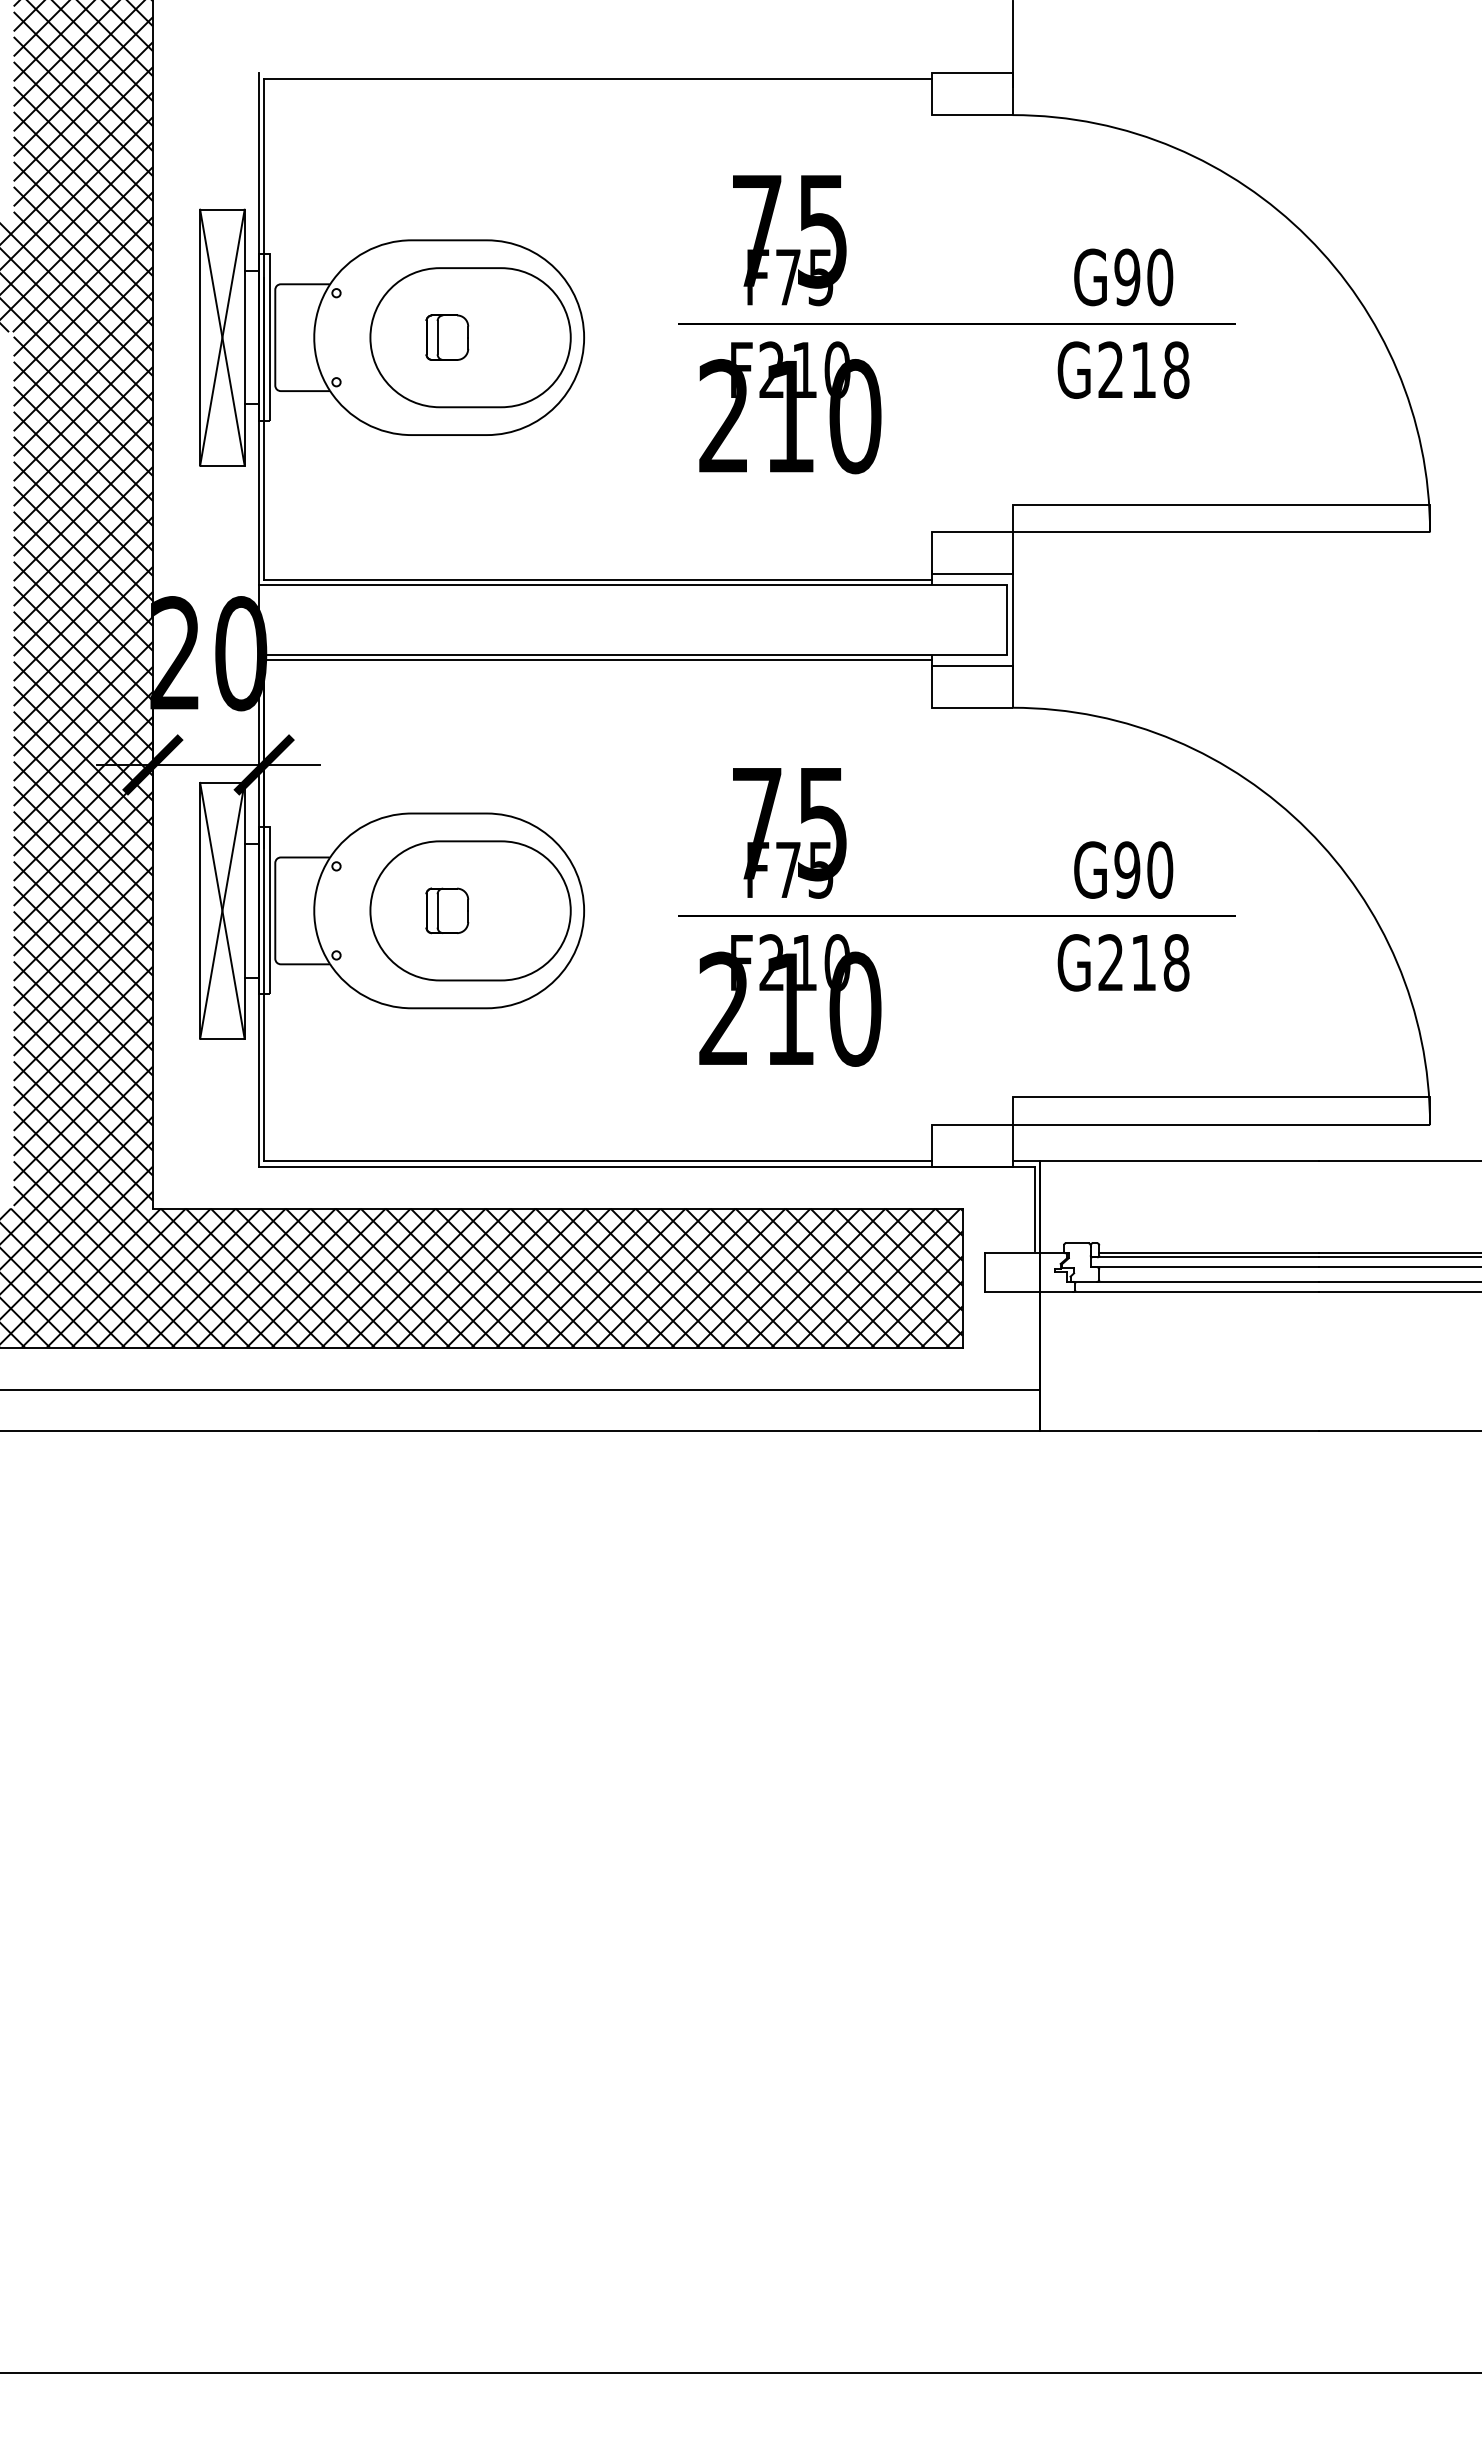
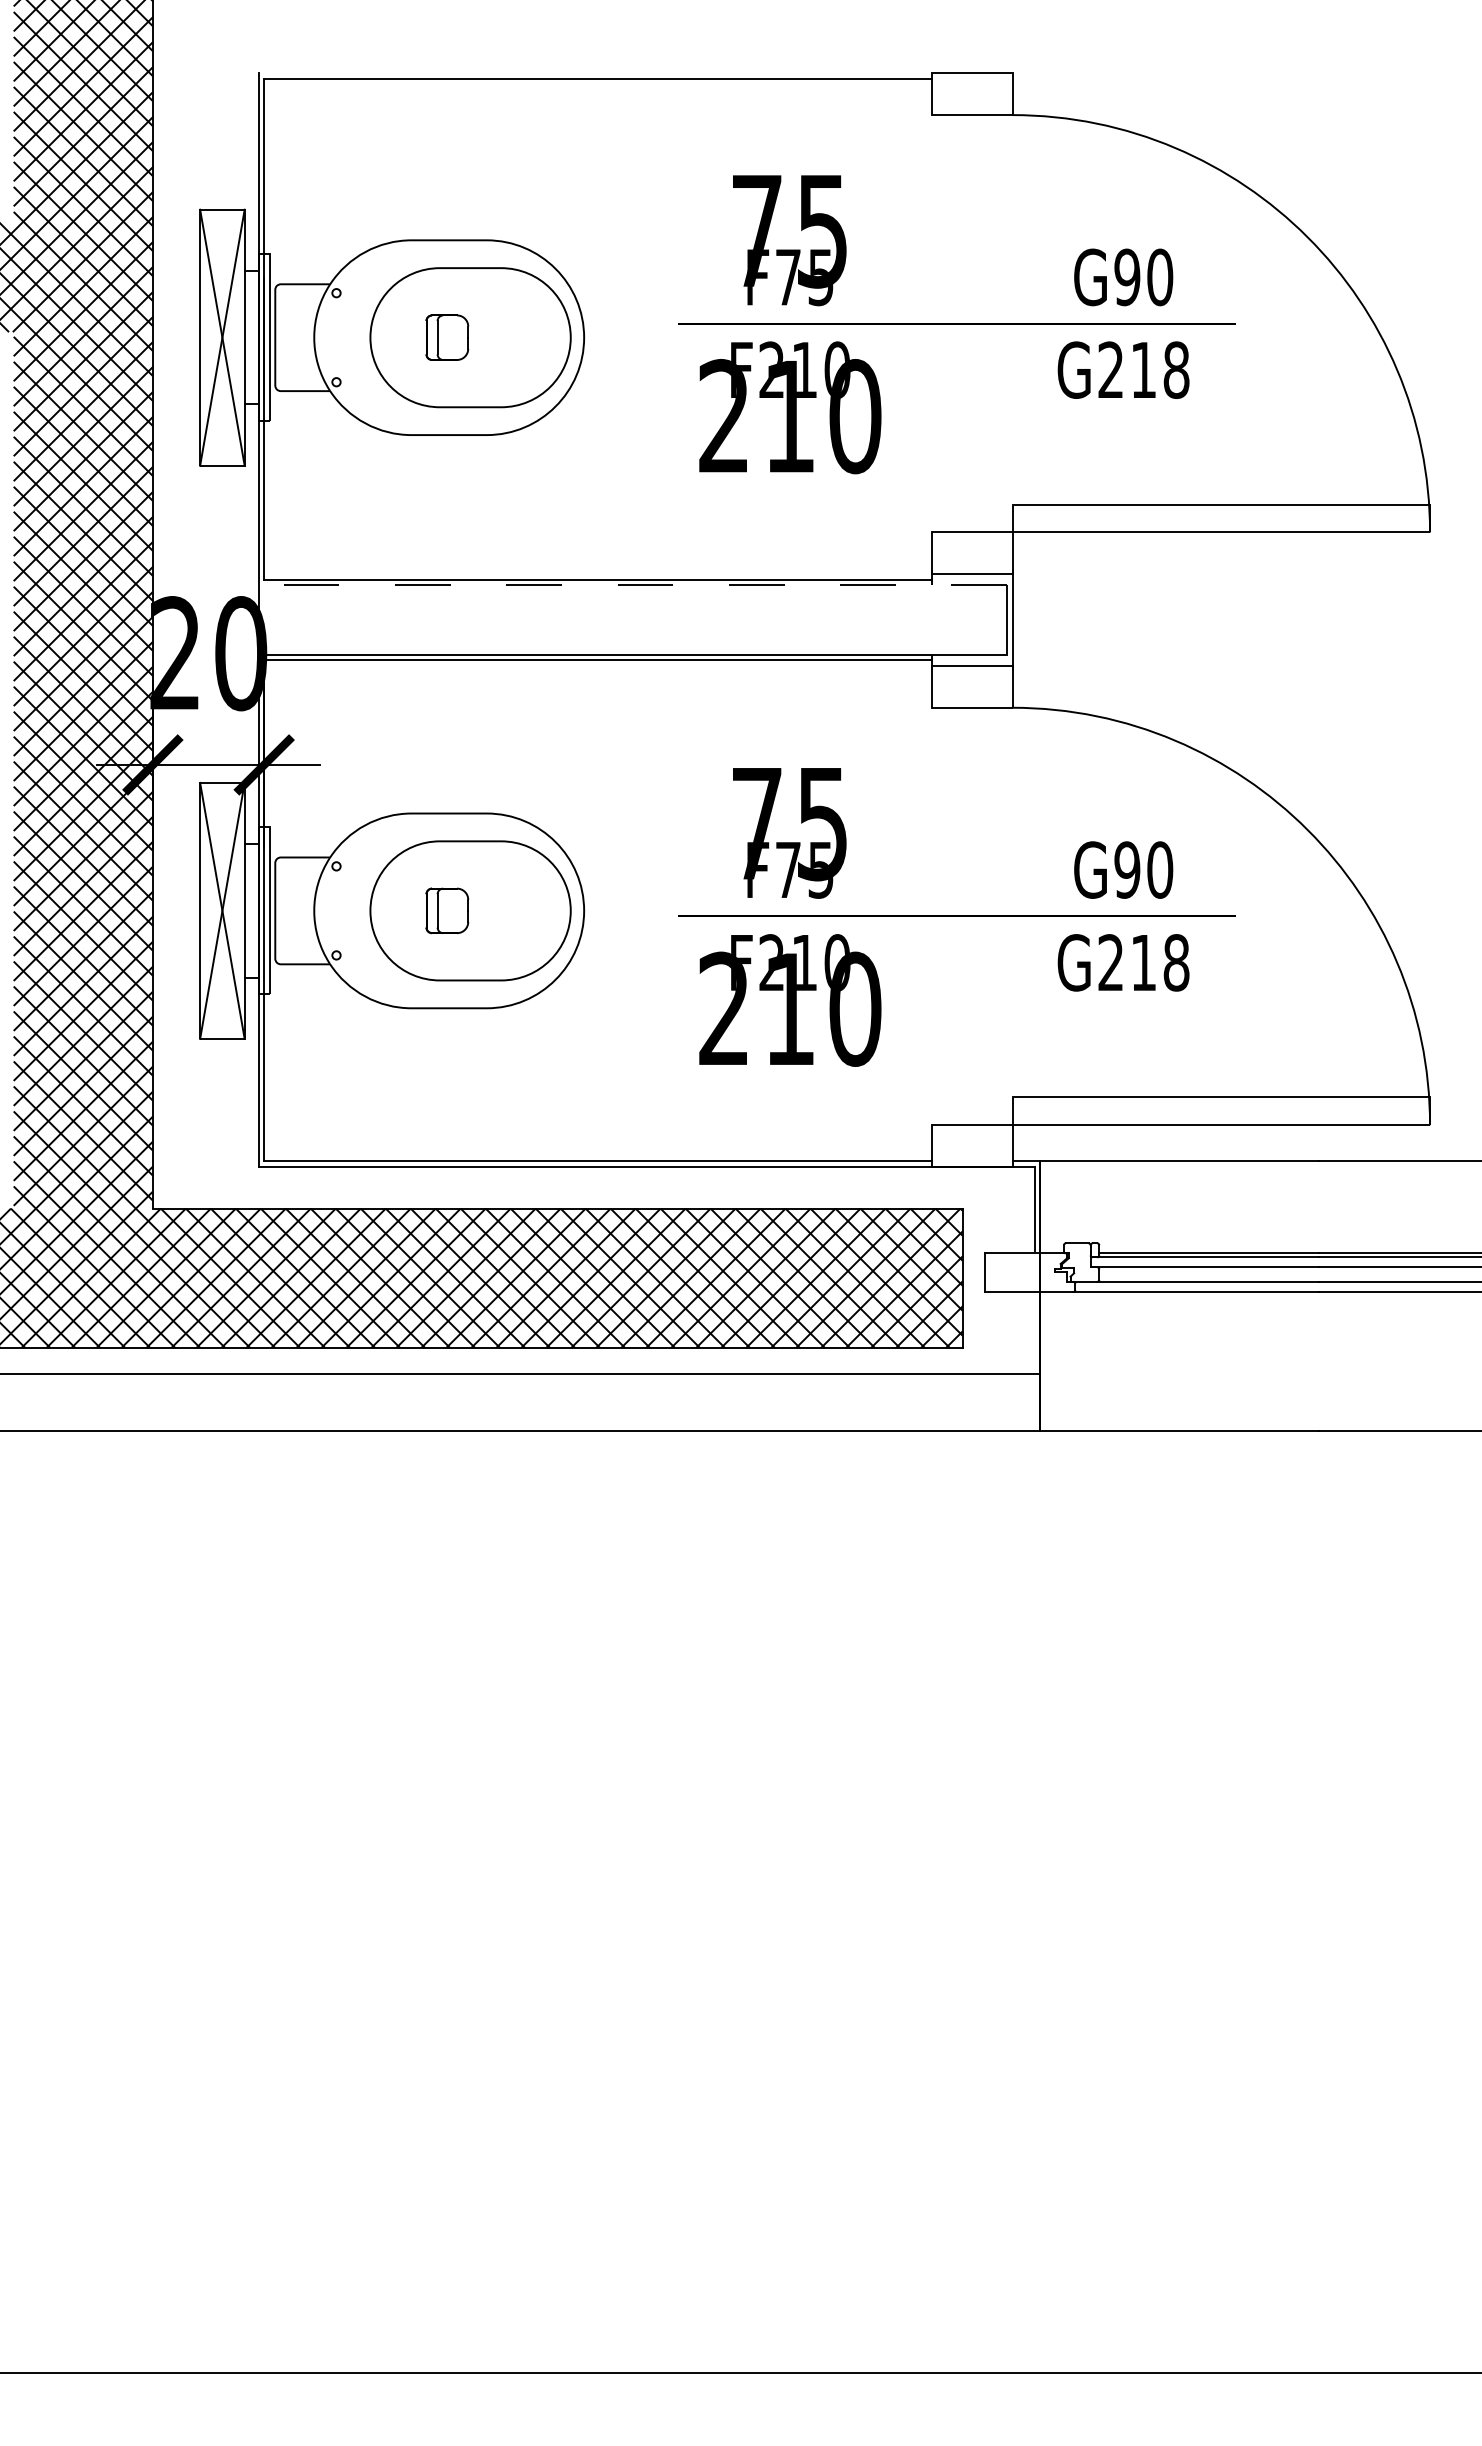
line: present -> none (1012, 44)
line: solid -> dashed (632, 585)
line position: (521, 1389) -> (521, 1373) (521, 1373)
